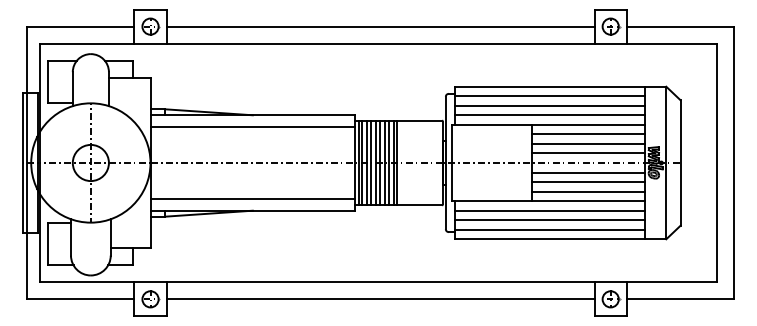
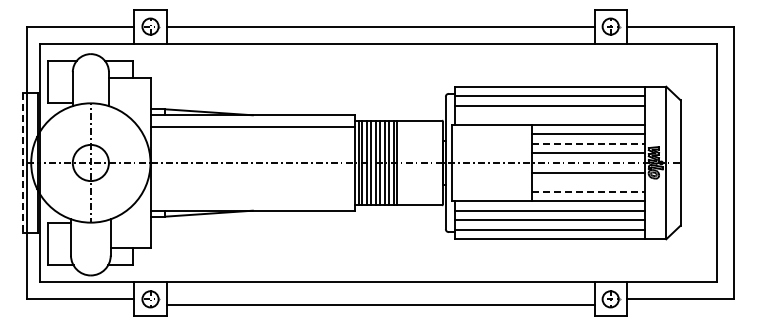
line: present -> none (549, 115)
line: solid -> dashed (588, 143)
line: solid -> dashed (22, 163)
line: present -> none (588, 182)
line: solid -> dashed (588, 191)
line: present -> none (252, 198)
line position: (380, 299) -> (380, 305) (380, 305)
